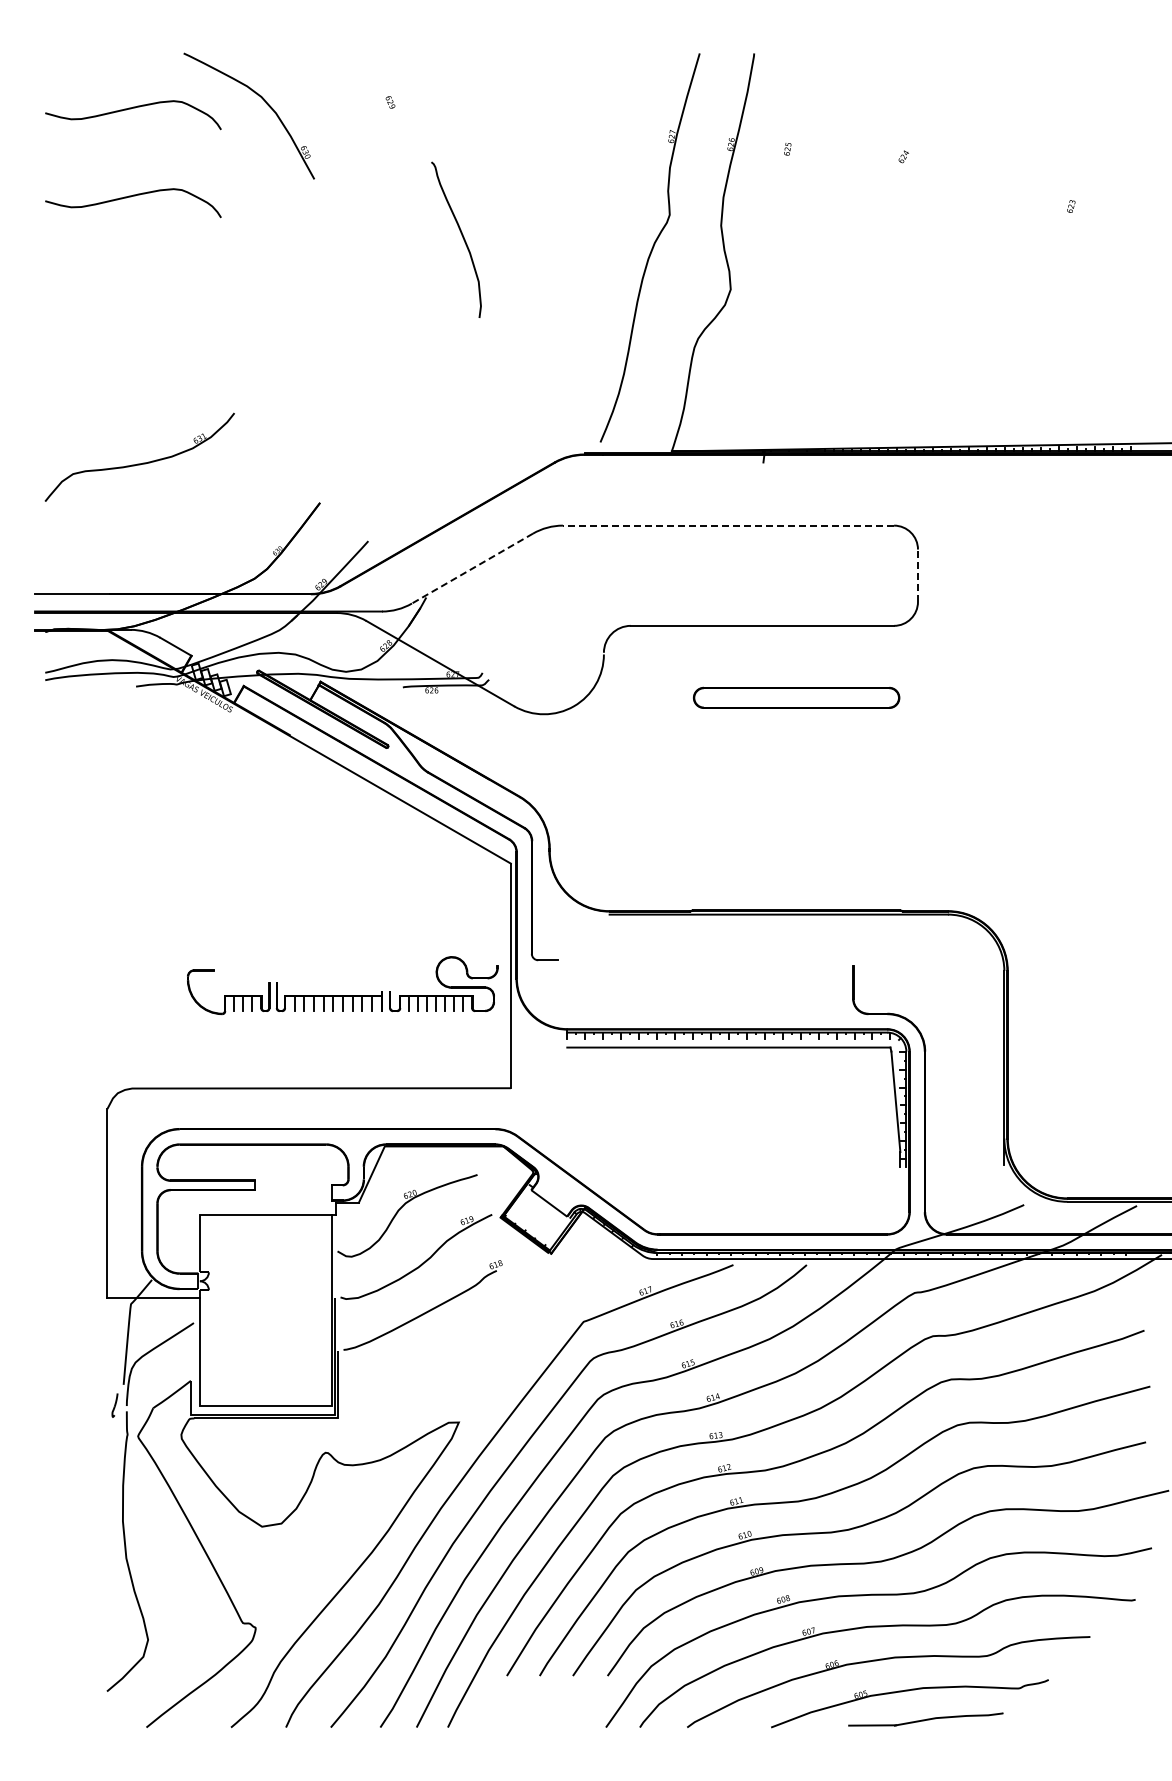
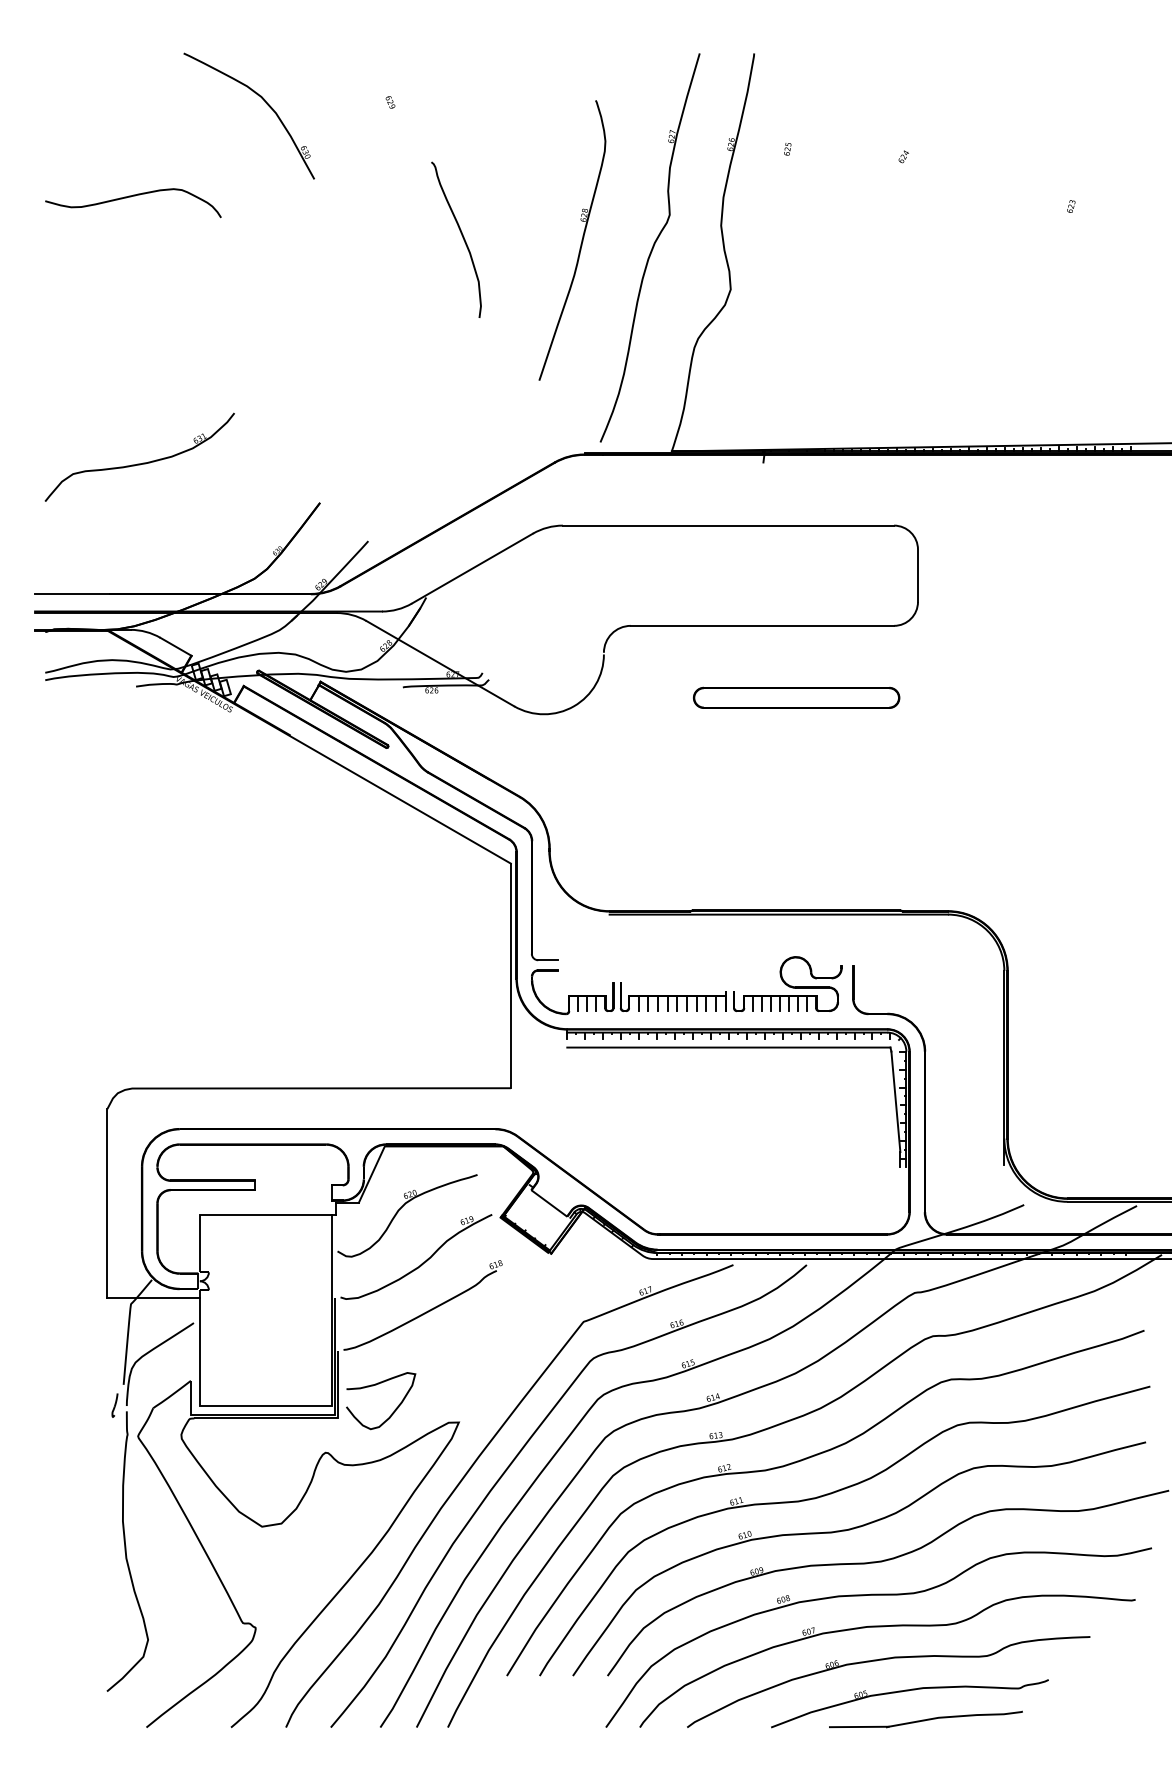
curve: present -> none (131, 109)
part: none -> present (580, 243)
line: dashed -> solid (728, 525)
line: dashed -> solid (472, 568)
line: dashed -> solid (918, 575)
part position: (342, 995) -> (686, 995) (686, 995)
curve: none -> present (392, 1412)
part size: 156x15 px -> 194x19 px (925, 1719)
